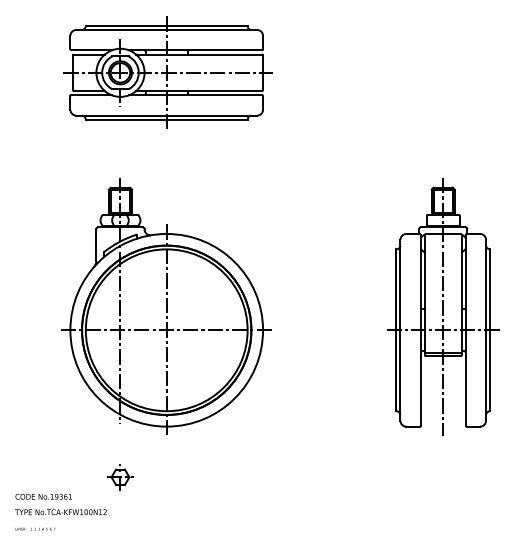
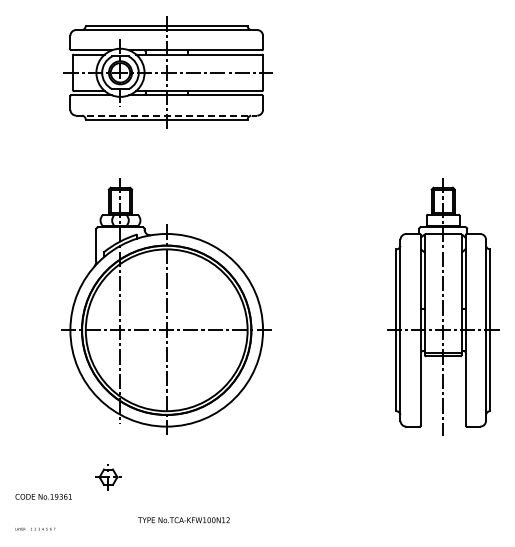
line: solid -> dashed (166, 115)
part position: (120, 477) -> (108, 477) (108, 477)
text position: (60, 512) -> (183, 520) (183, 520)
